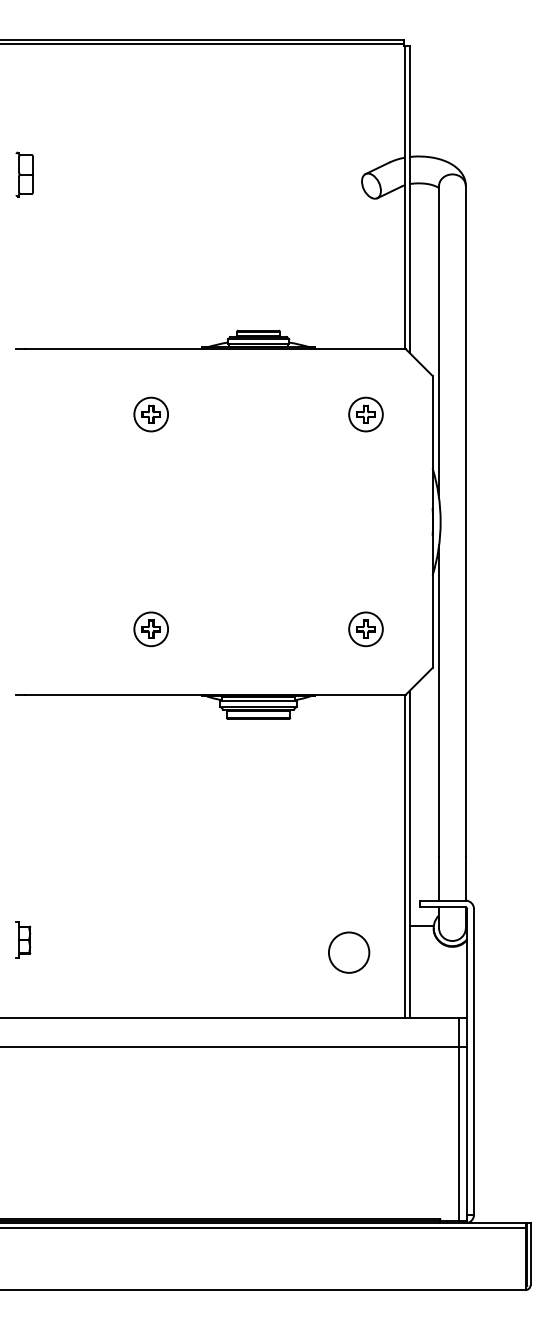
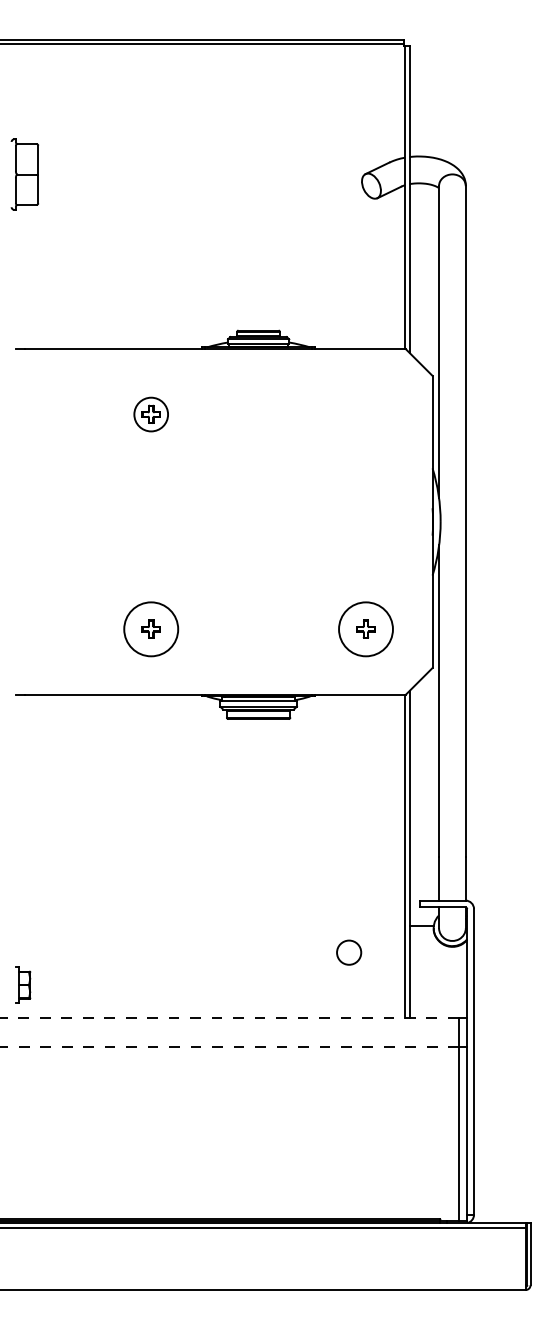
part size: 19x47 px -> 29x73 px (24, 174)
part: present -> none (365, 414)
circle diameter: 34 px -> 54 px (151, 629)
circle diameter: 34 px -> 54 px (365, 629)
part position: (23, 939) -> (23, 984) (23, 984)
circle diameter: 40 px -> 24 px (349, 952)
line: solid -> dashed (229, 1018)
line: solid -> dashed (229, 1046)
